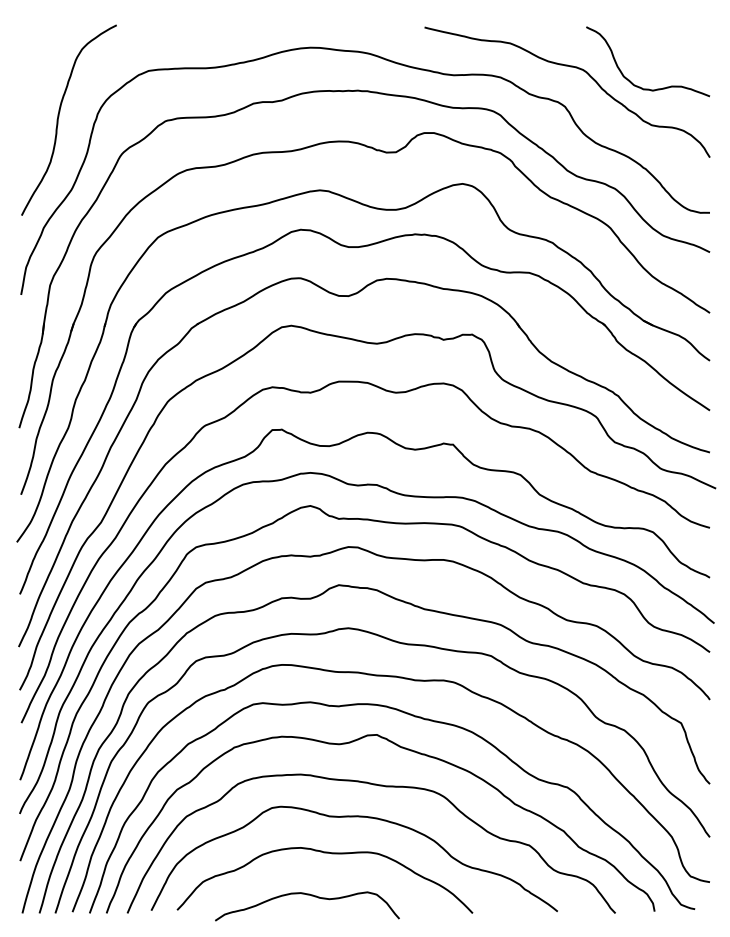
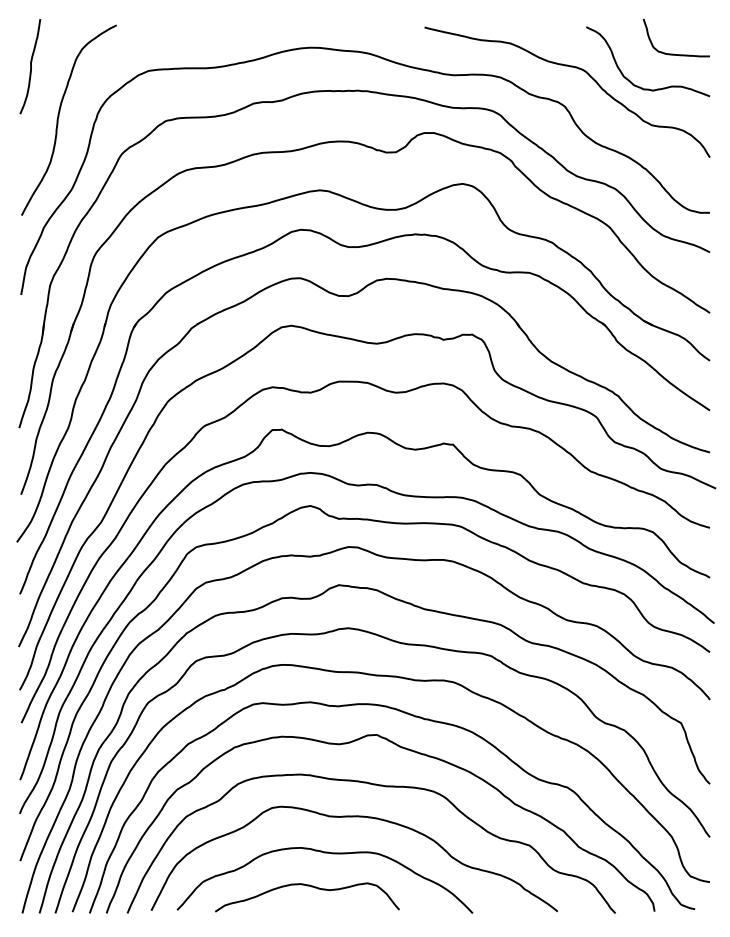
curve: none -> present (674, 53)
curve: none -> present (30, 66)
curve position: (311, 896) -> (311, 887) (311, 887)
